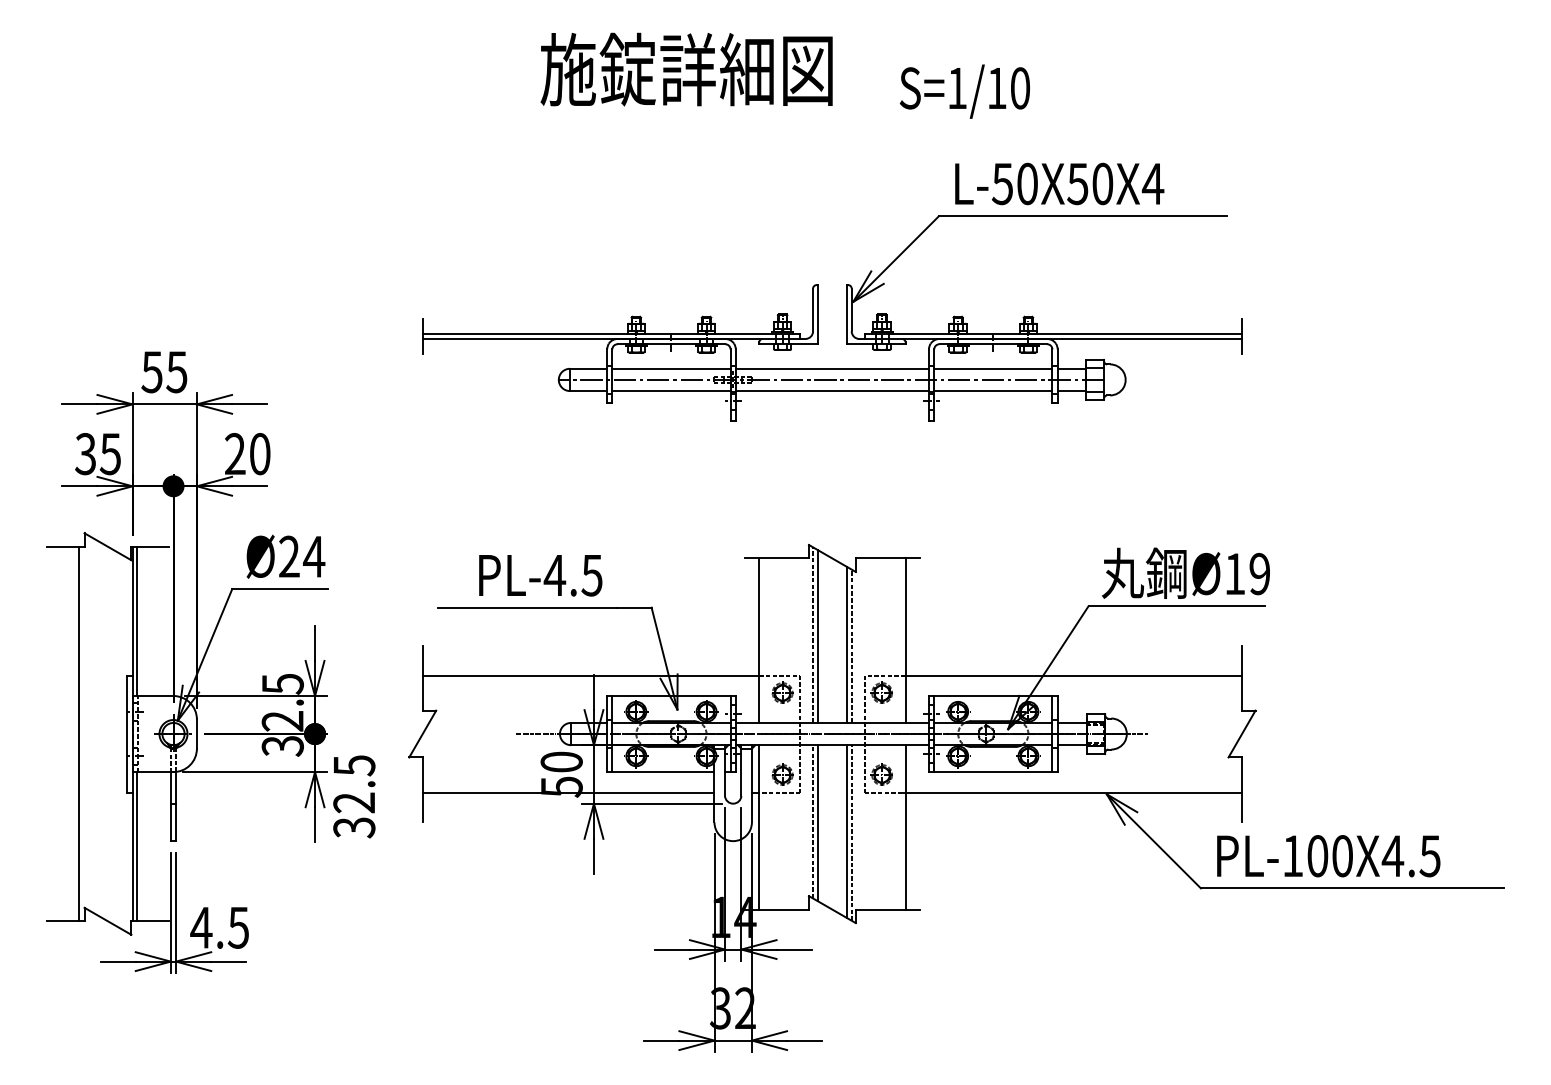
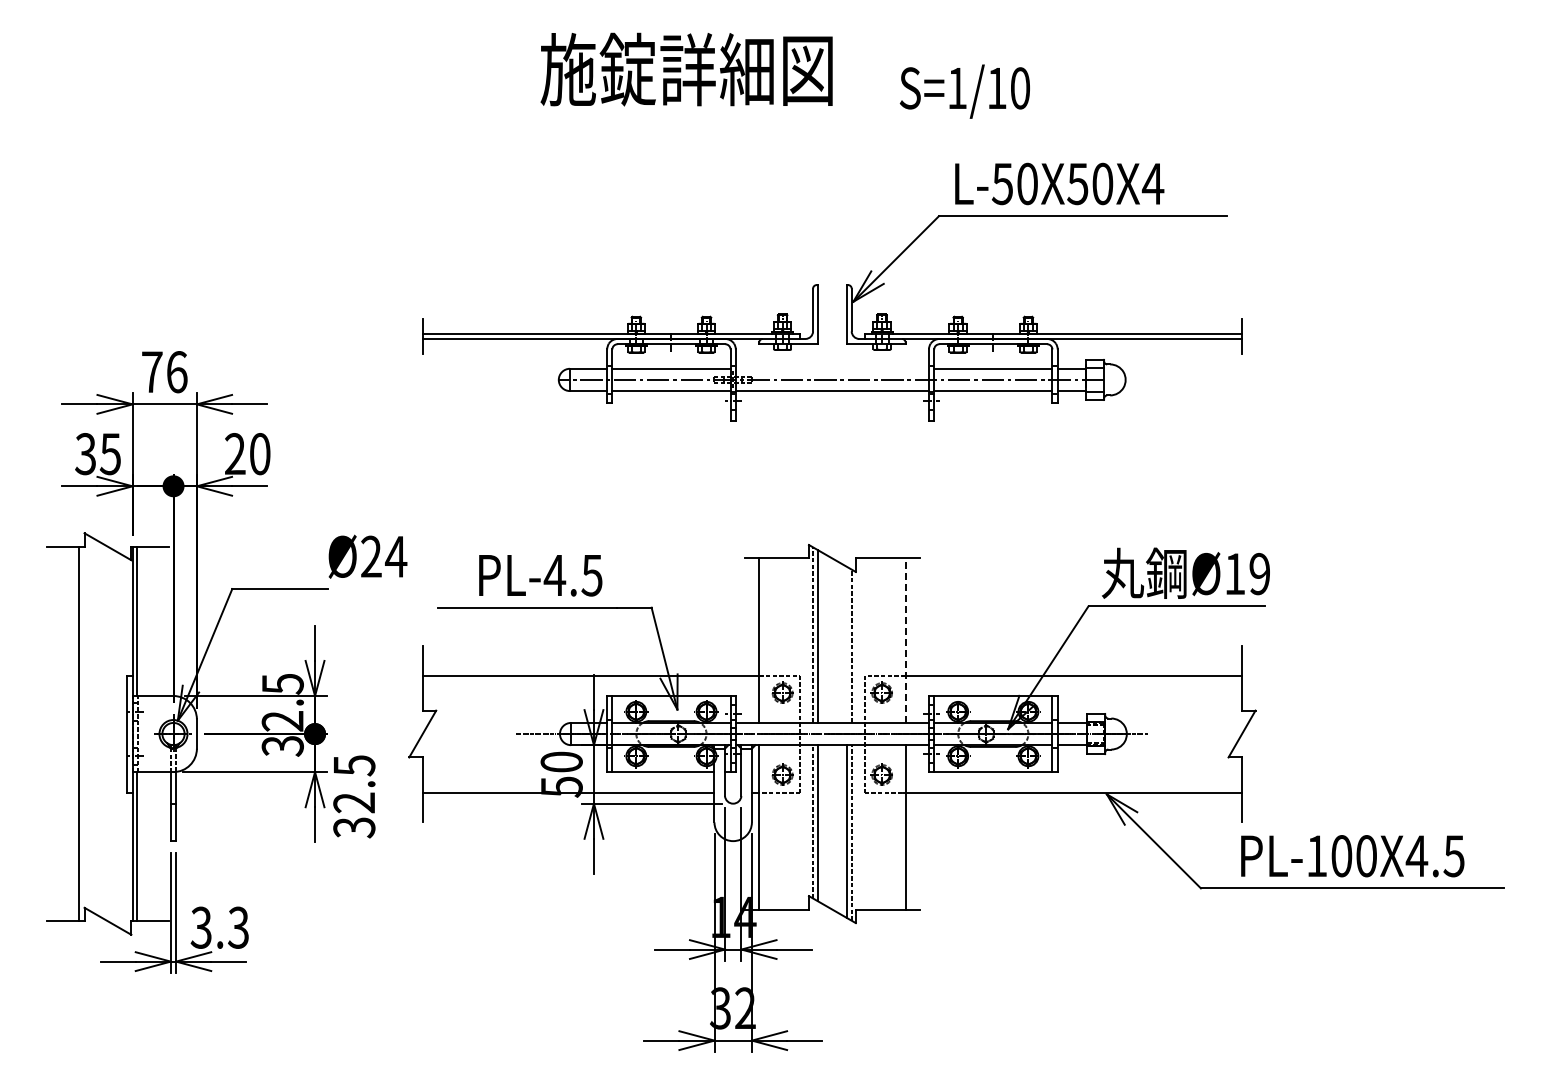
line: present -> none (831, 368)
text: 55 -> 76 (164, 372)
text position: (285, 556) -> (367, 556) (367, 556)
line: solid -> dashed (905, 640)
line: present -> none (847, 644)
text position: (1328, 856) -> (1352, 856) (1352, 856)
text: 4.5 -> 3.3 (219, 927)
